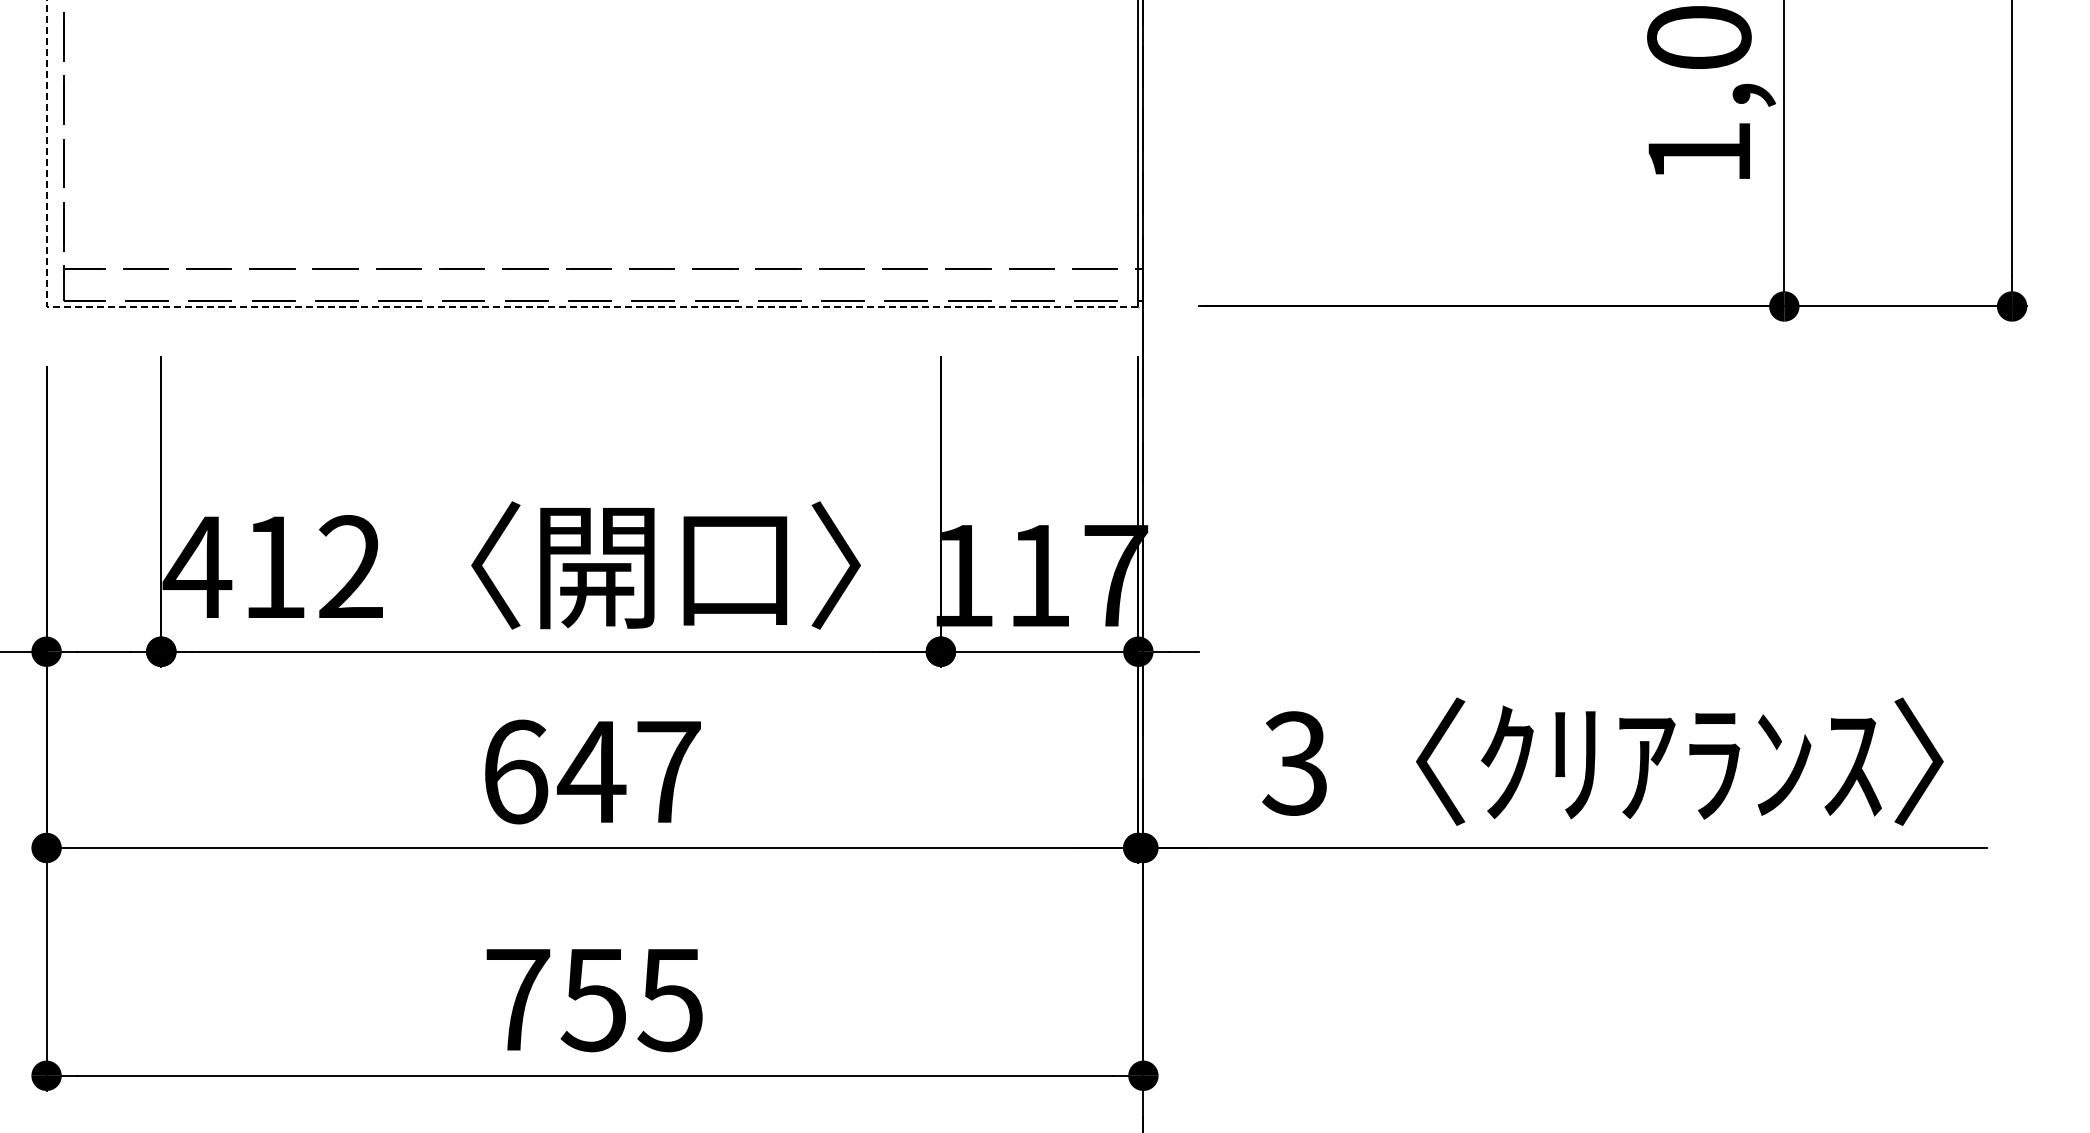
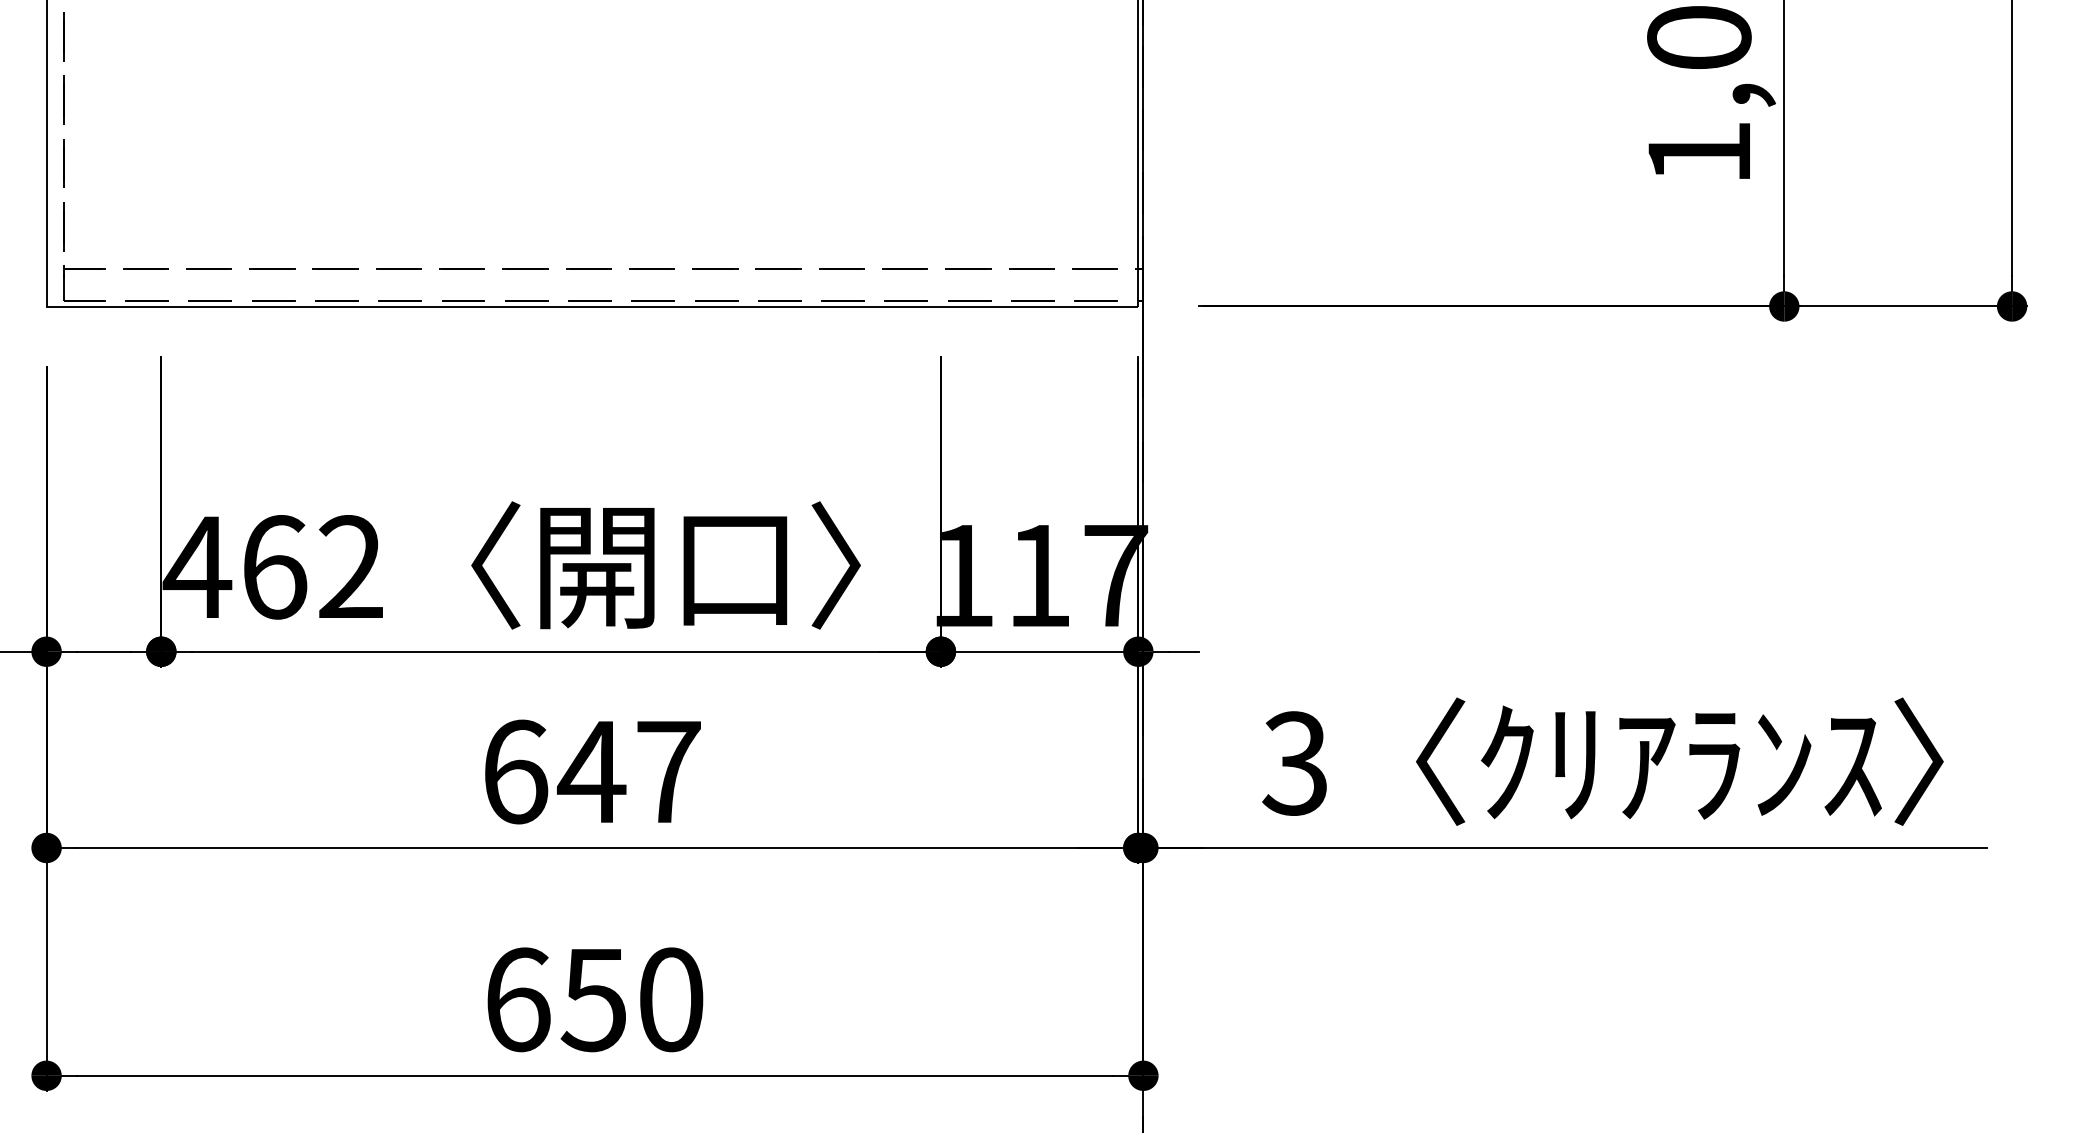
line: dashed -> solid (439, 306)
text: 412 -> 462 (275, 567)
text: 755 -> 650 (594, 999)
